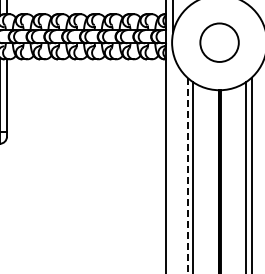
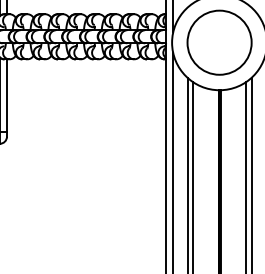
circle diameter: 38 px -> 64 px (219, 42)
line: none -> present (173, 161)
line: dashed -> solid (187, 175)
